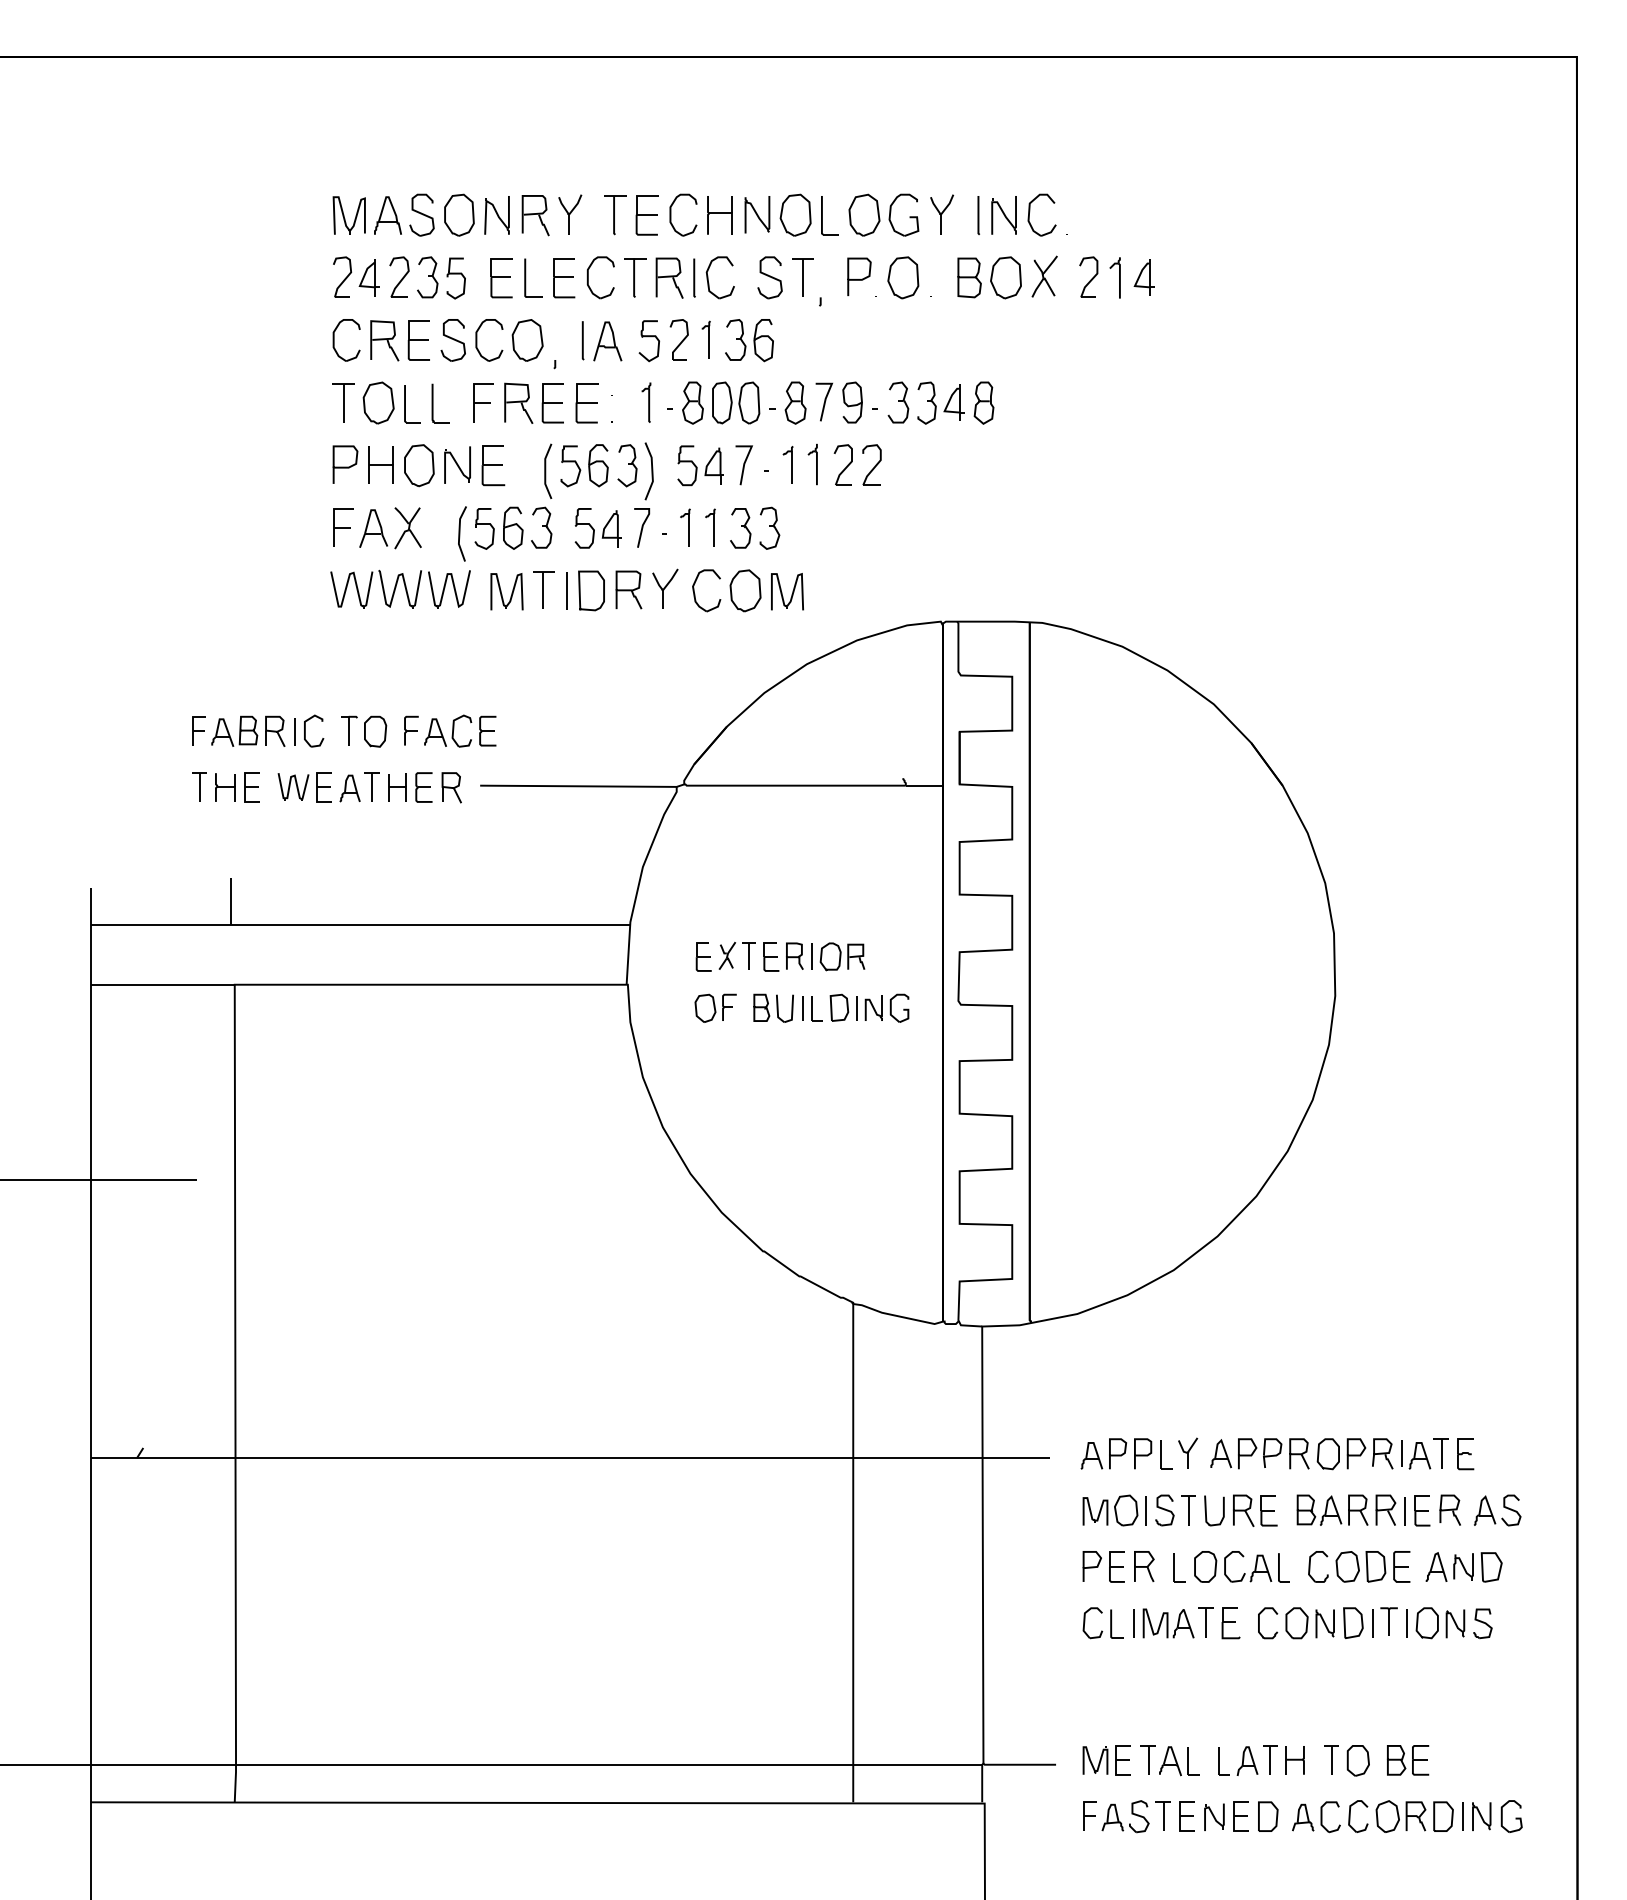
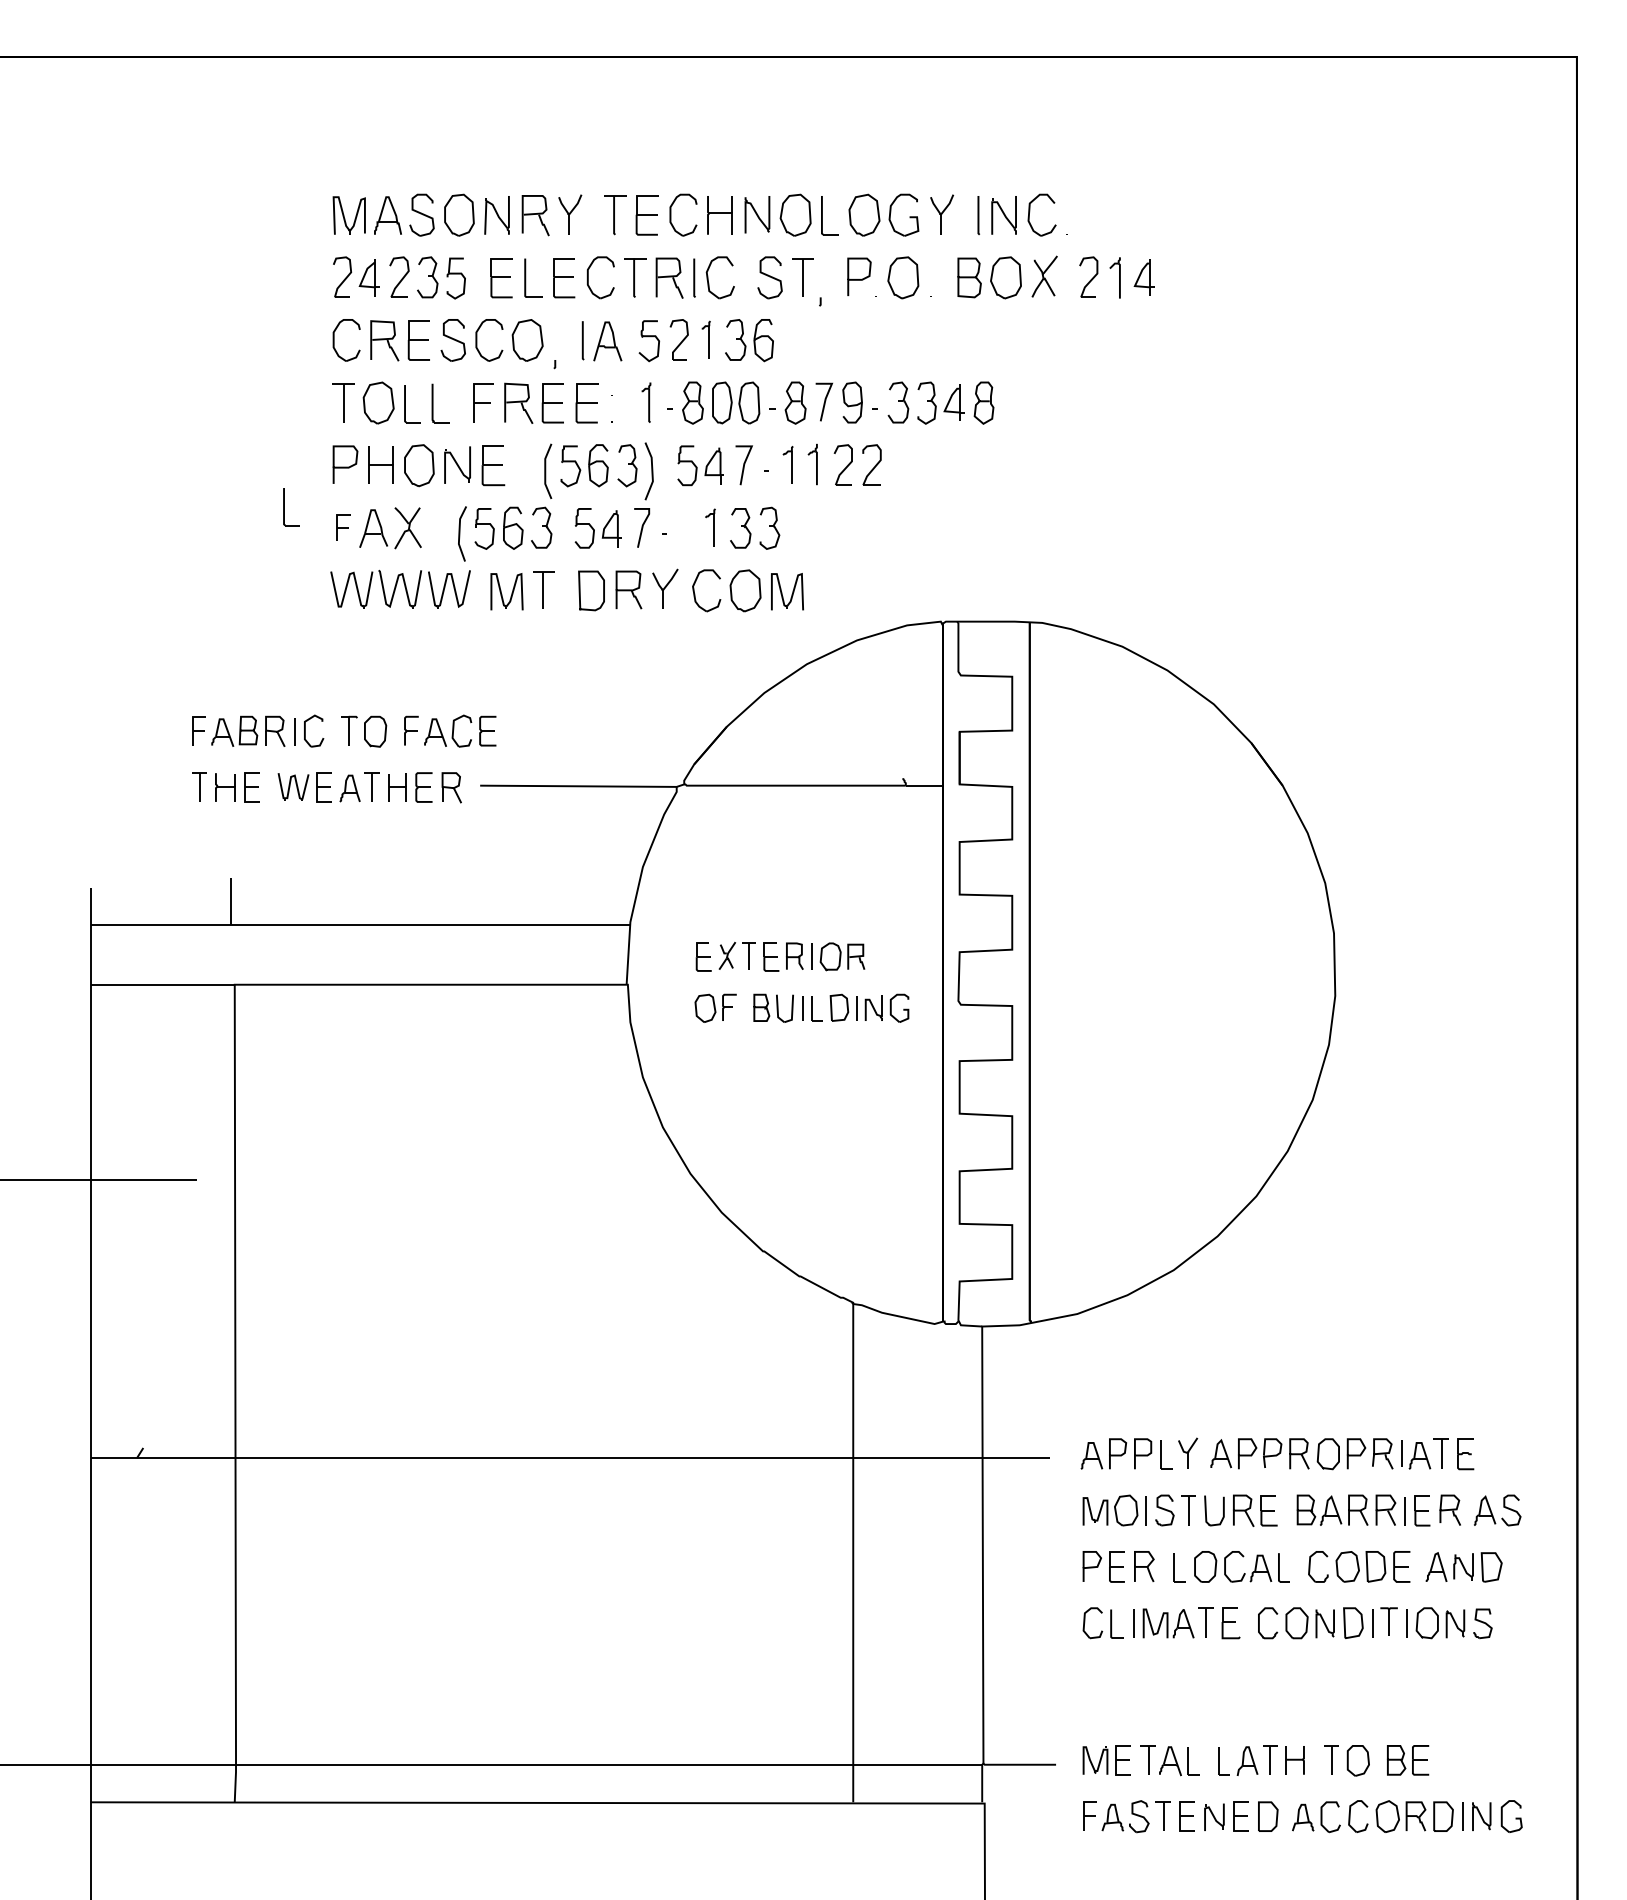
part: none -> present (284, 507)
part size: 21x39 px -> 15x27 px (343, 527)
part: present -> none (685, 527)
line: present -> none (566, 590)
